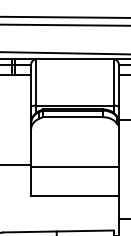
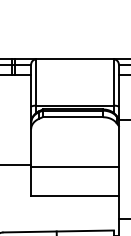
line: present -> none (64, 16)
line: present -> none (64, 24)
line: present -> none (64, 53)
